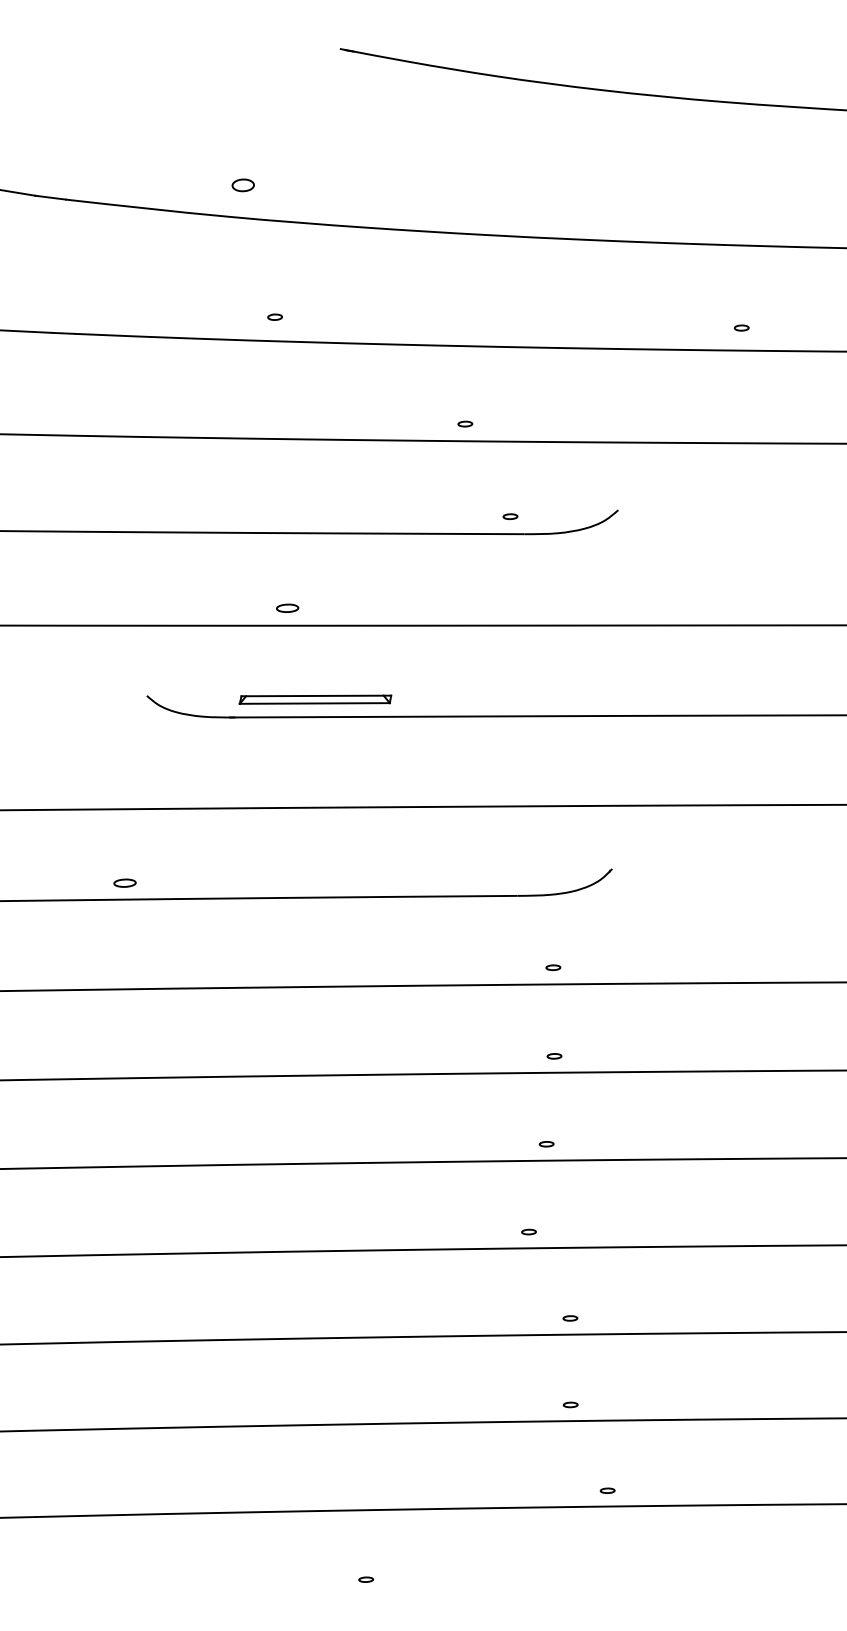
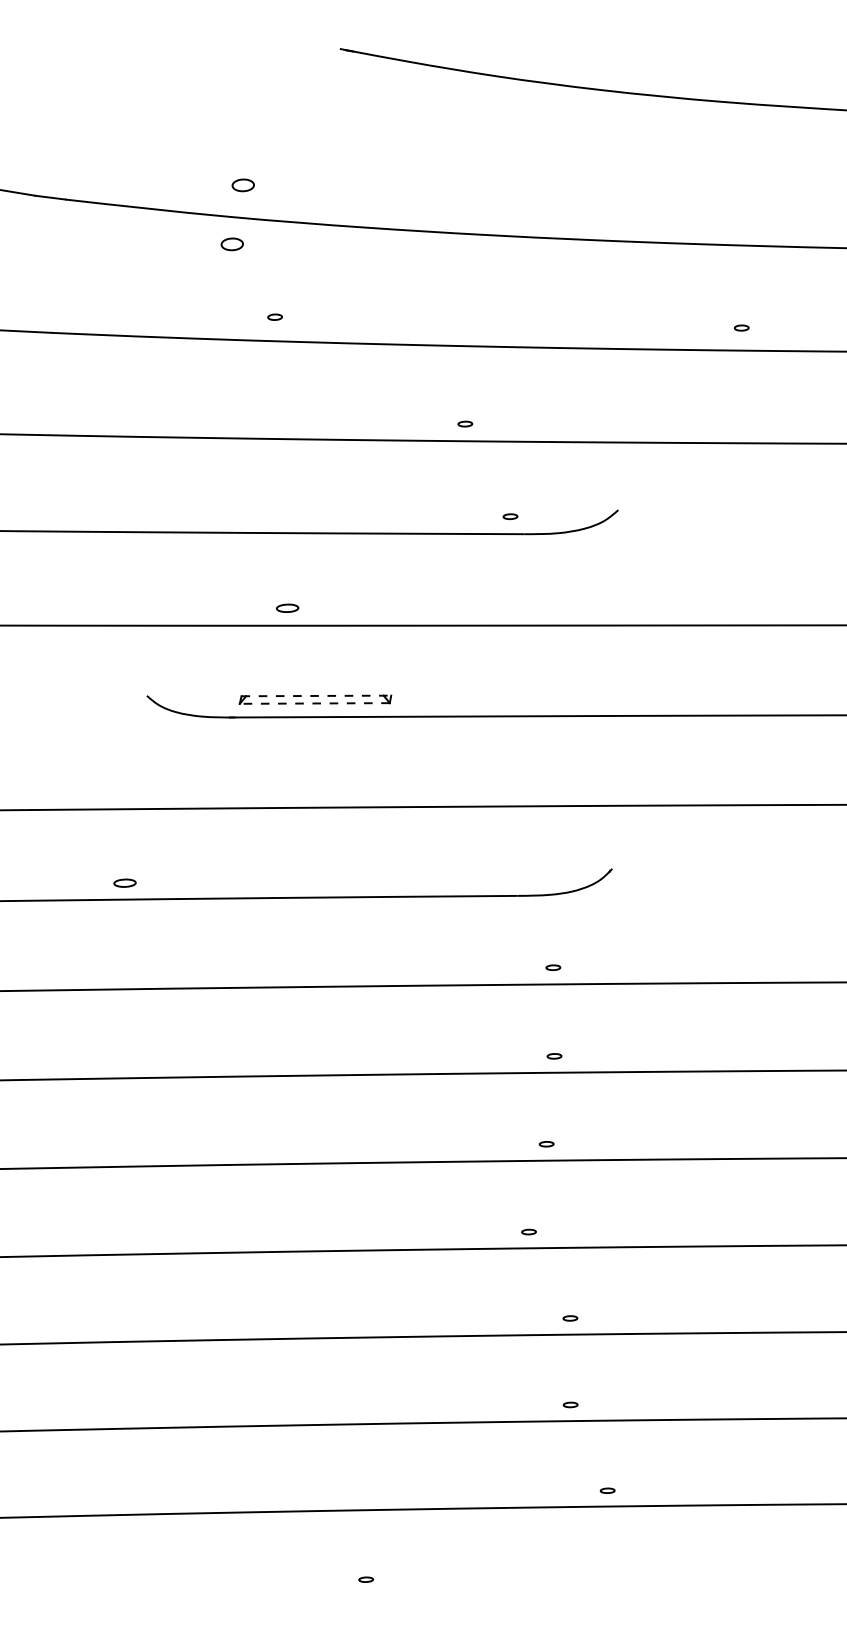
part: none -> present (231, 244)
line: solid -> dashed (316, 695)
line: solid -> dashed (314, 703)
